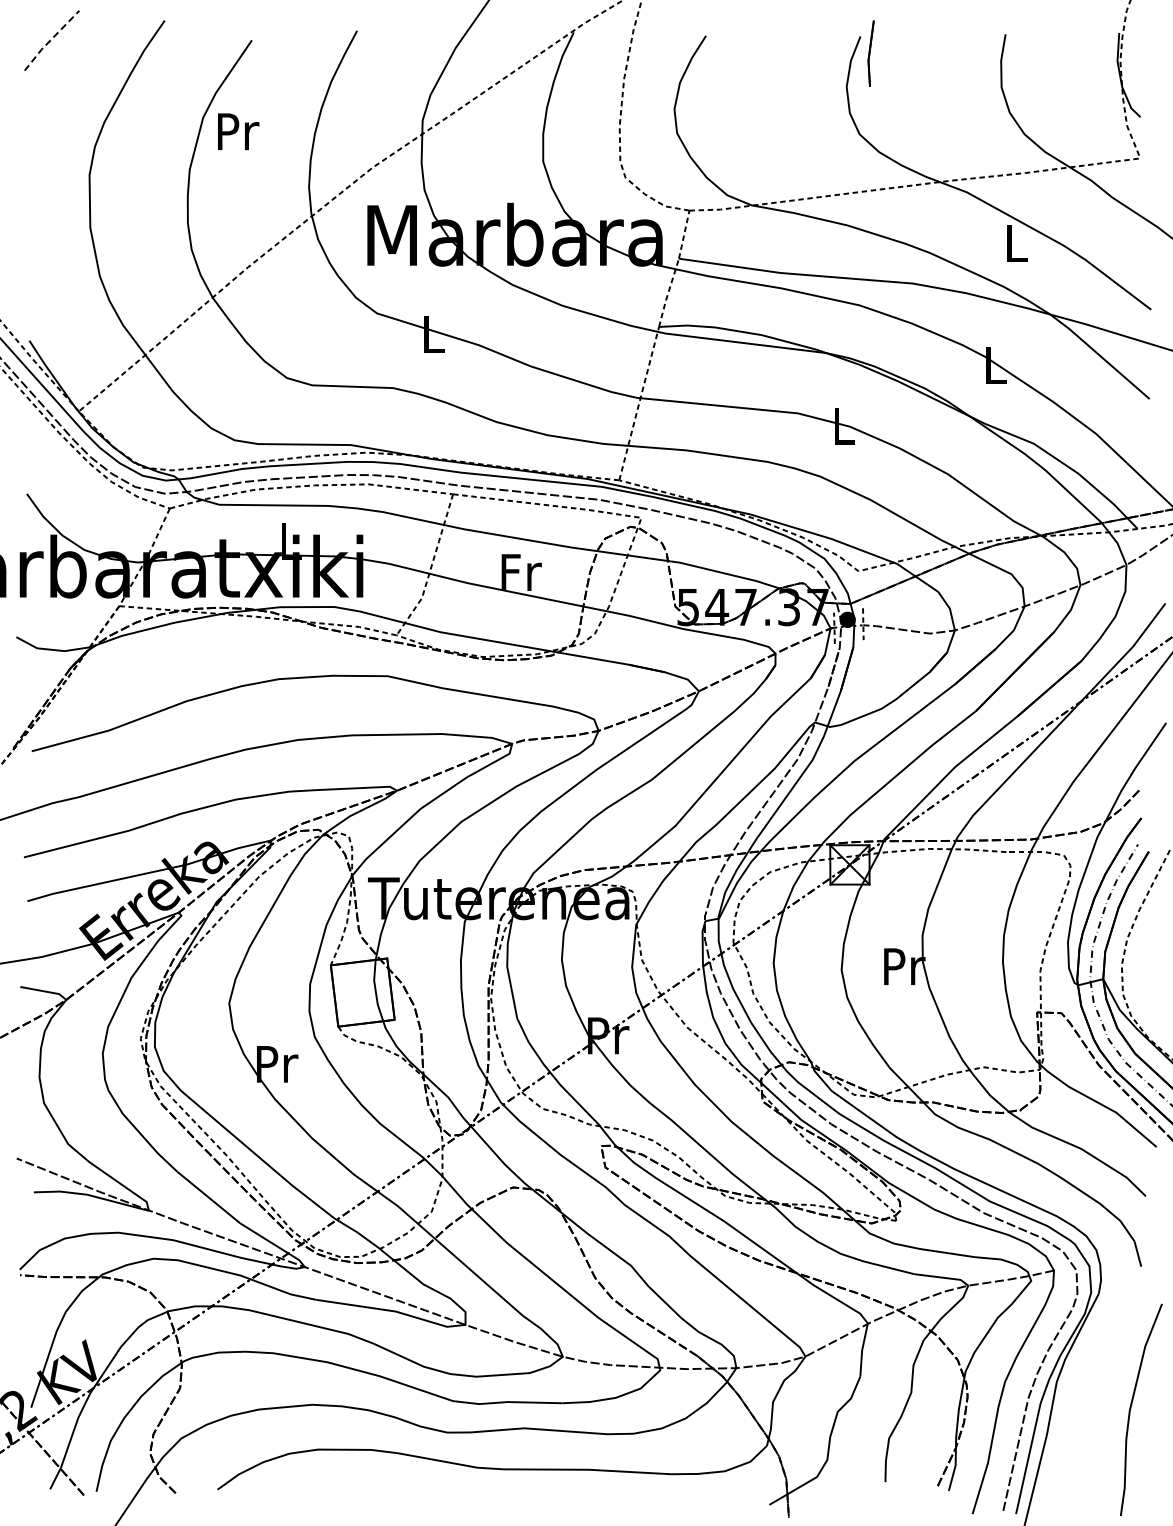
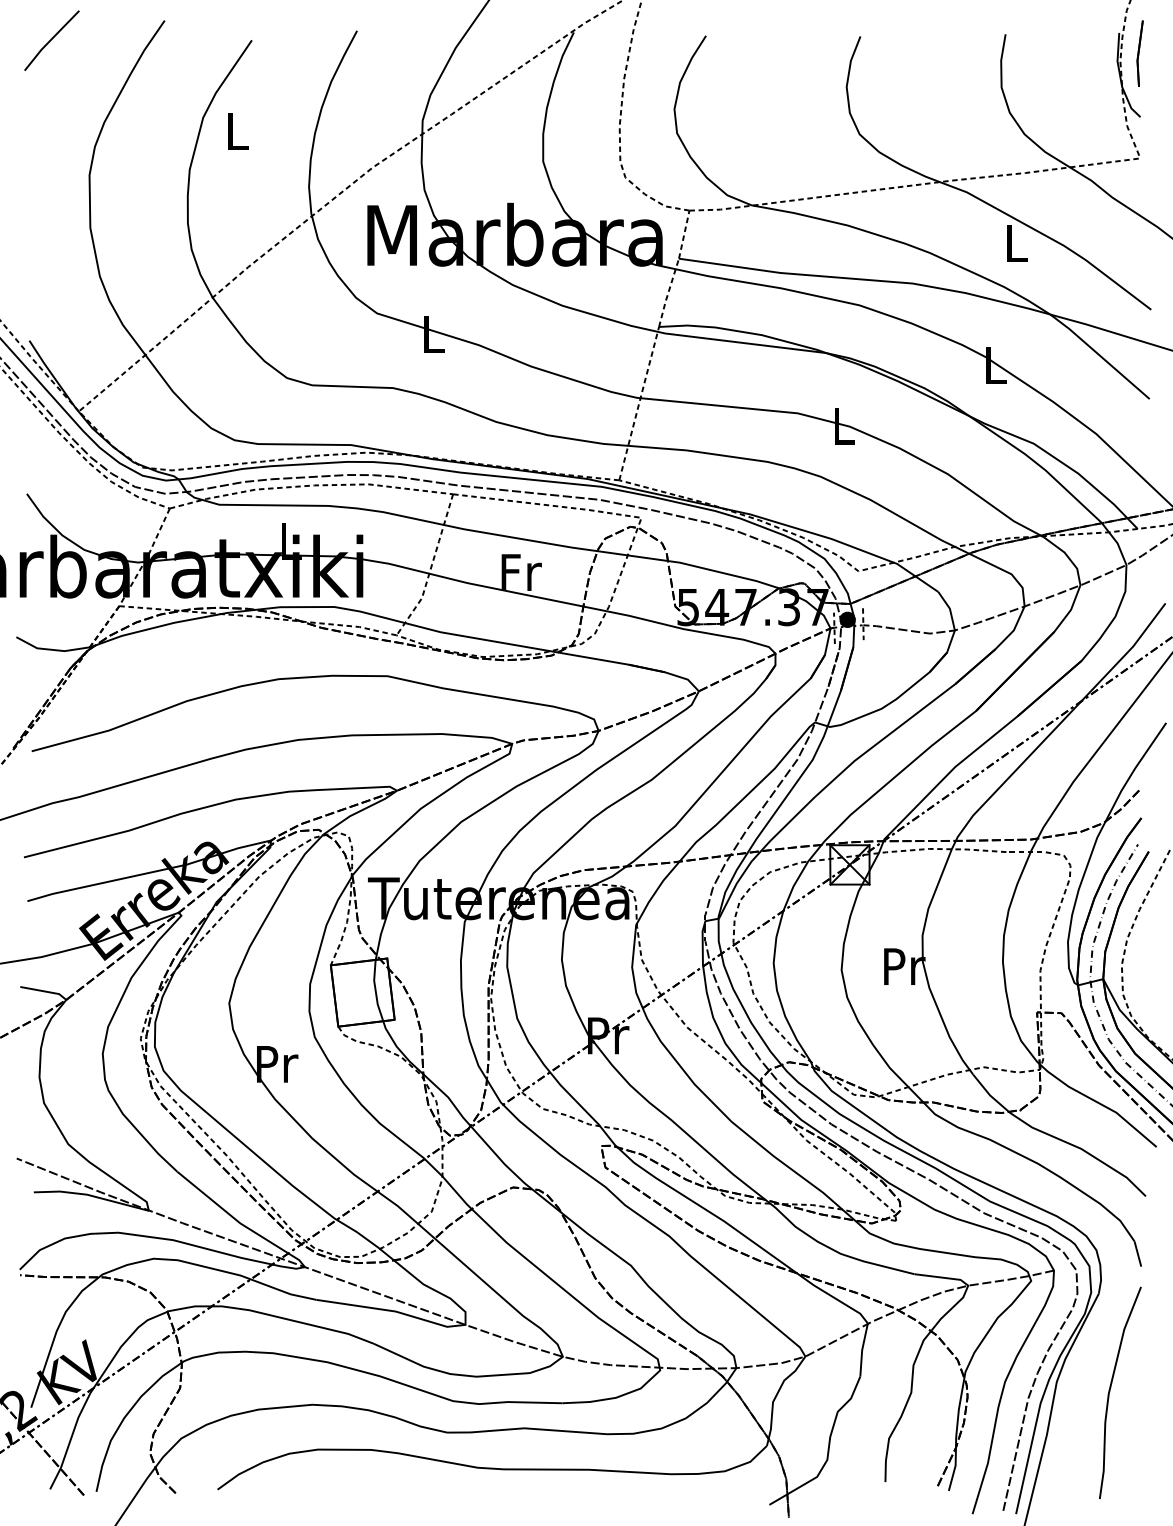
line: dashed -> solid (50, 40)
part position: (870, 53) -> (1139, 53) (1139, 53)
text: Pr -> L (238, 131)
curve position: (1131, 1408) -> (1110, 1391) (1110, 1391)
